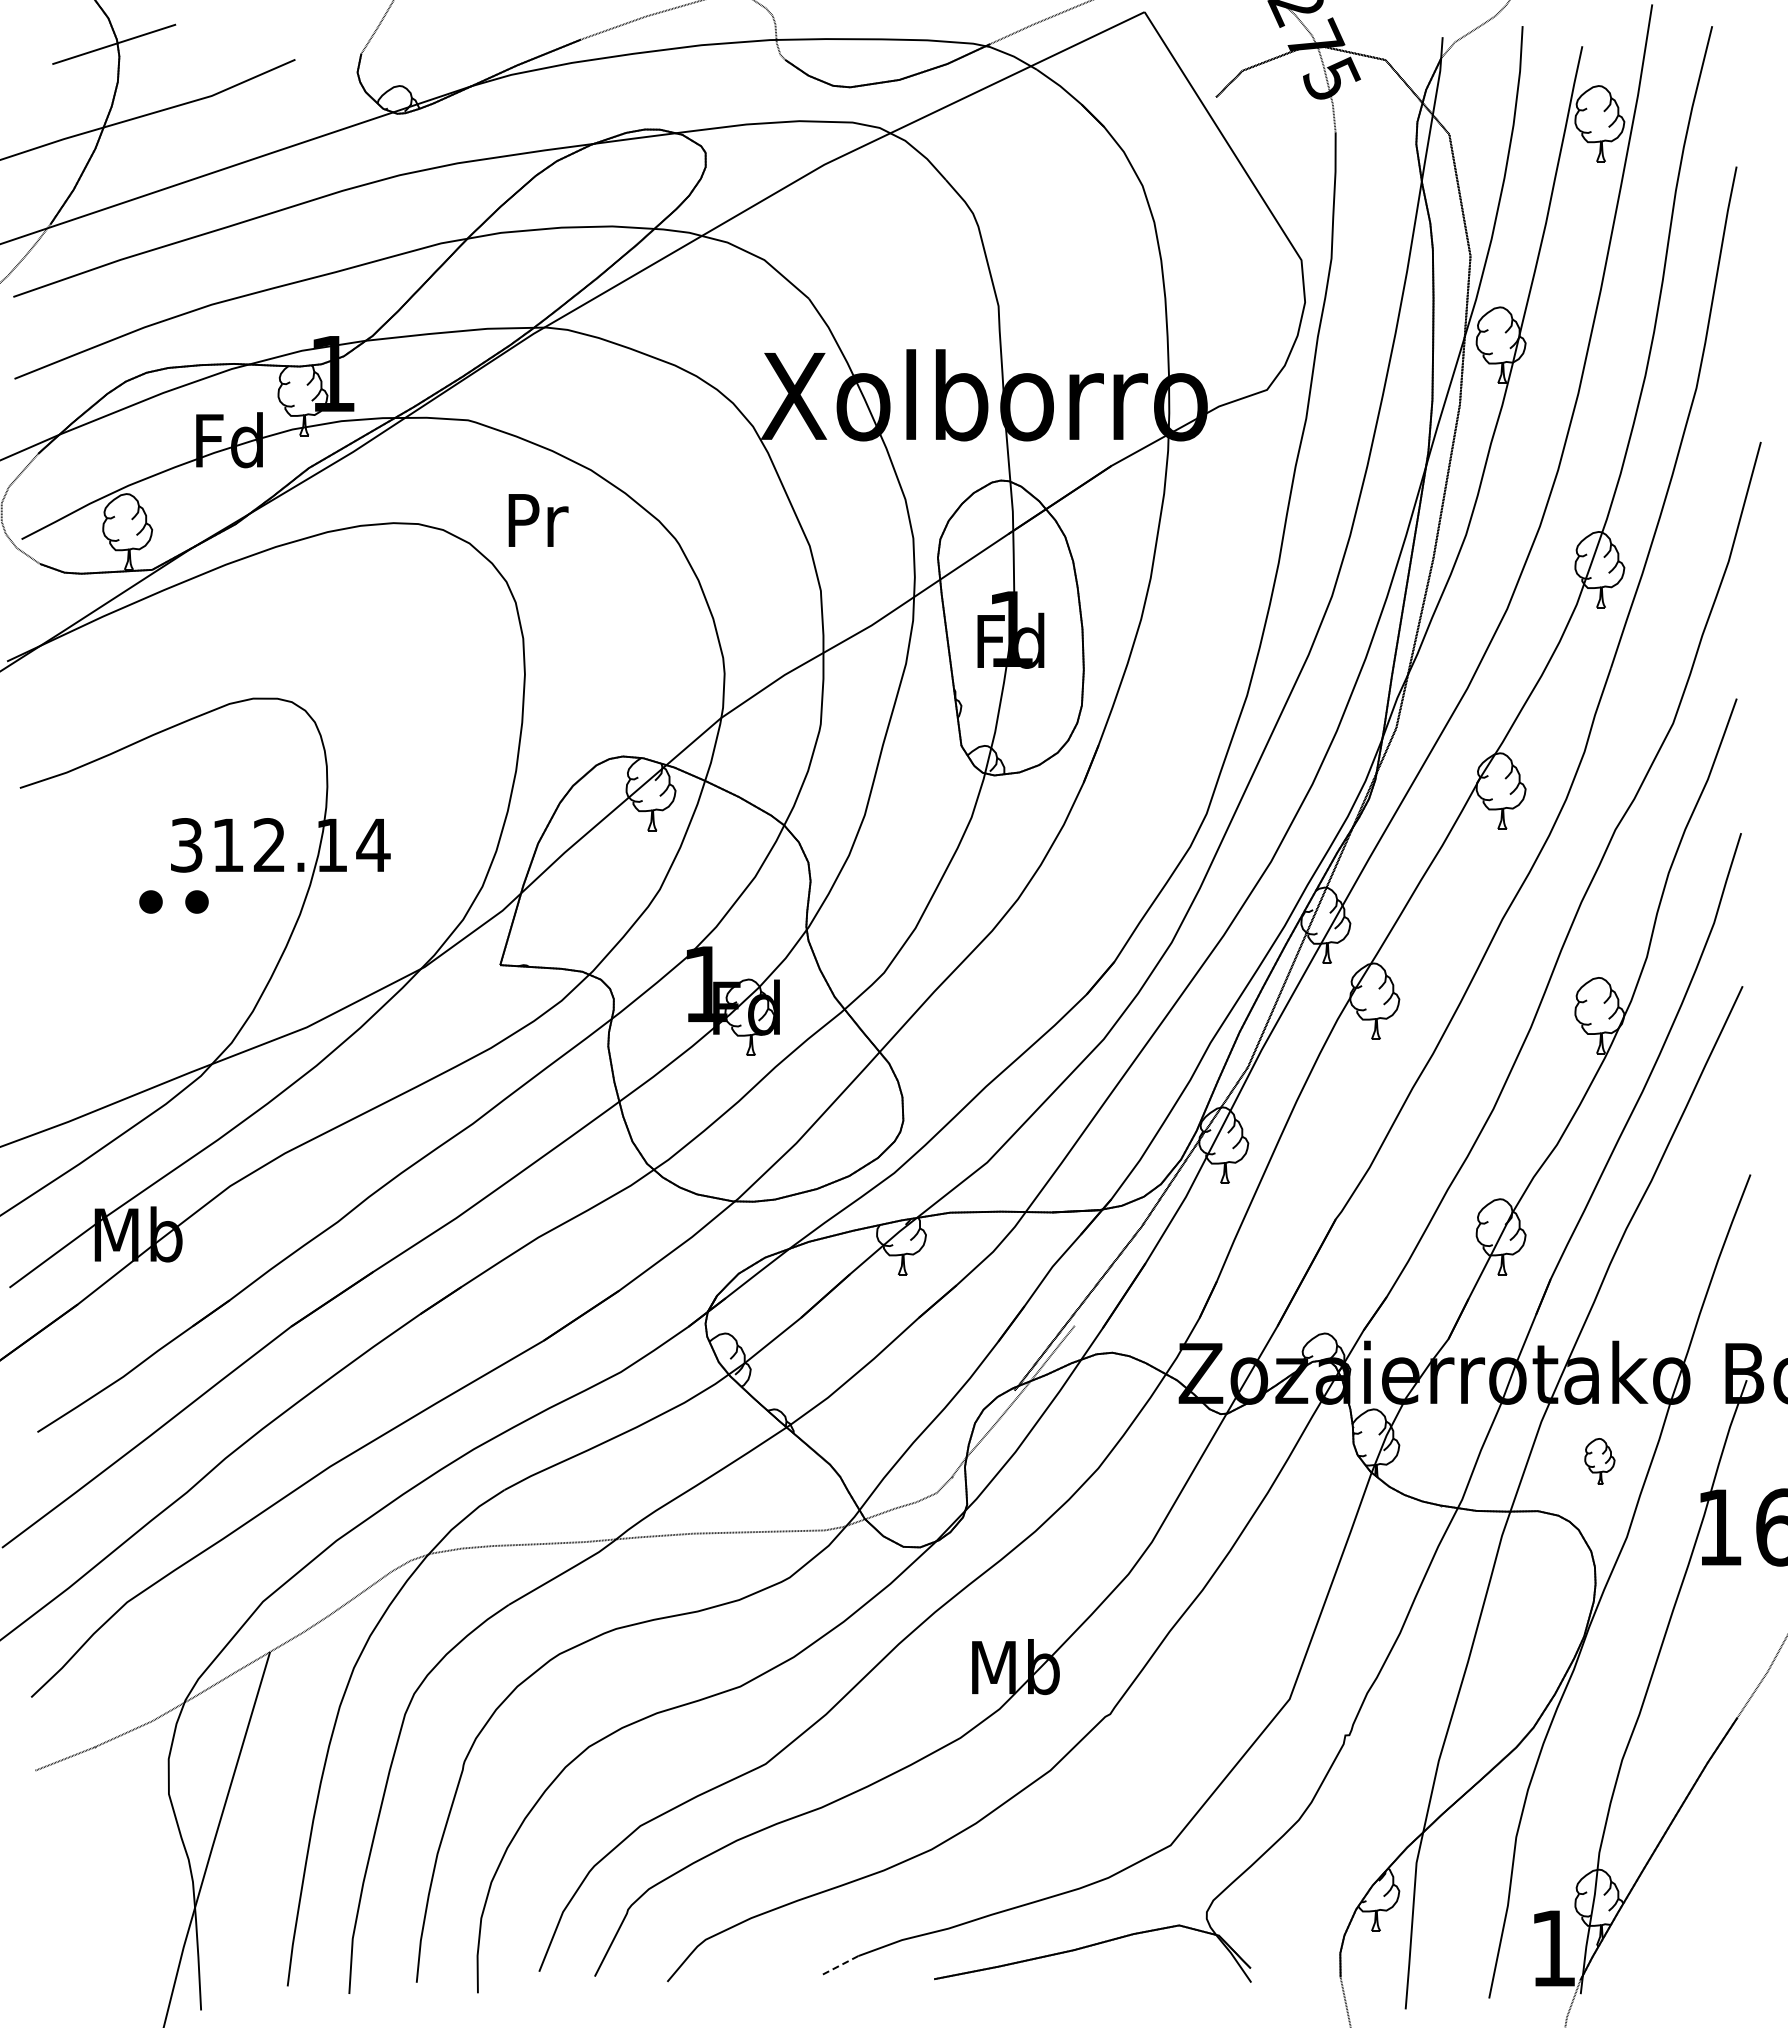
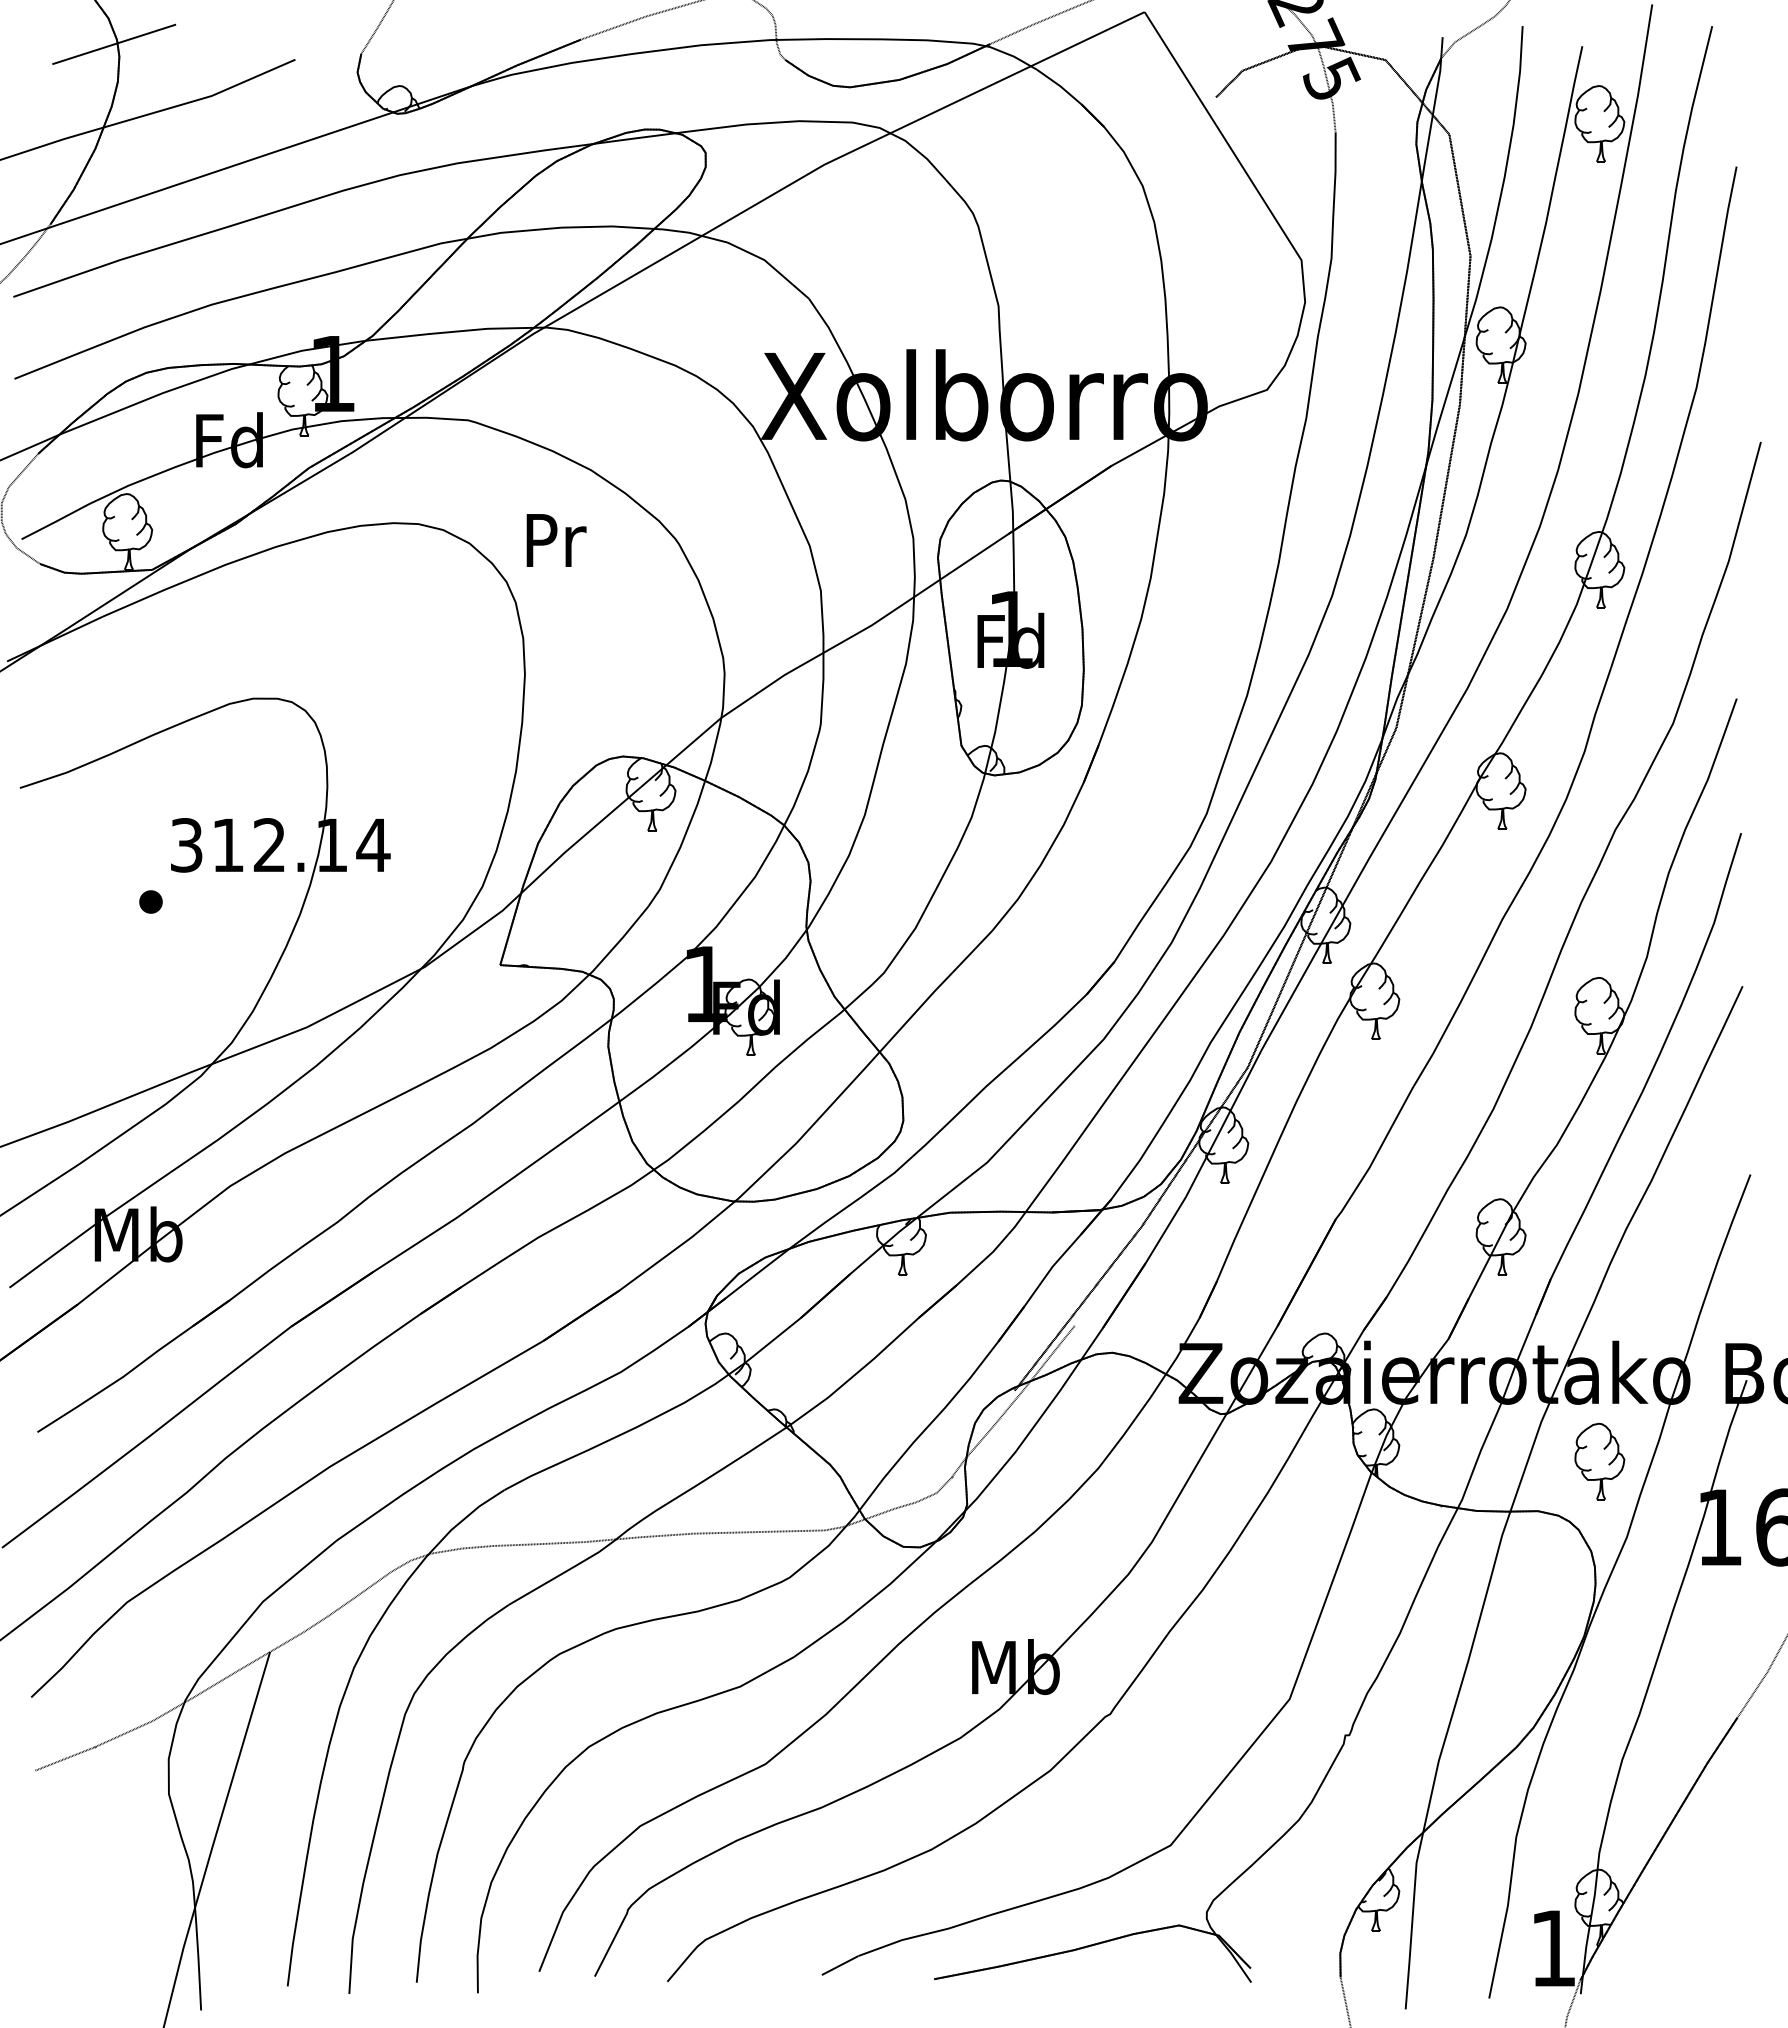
text position: (538, 520) -> (556, 540) (556, 540)
part: present -> none (196, 901)
part size: 32x47 px -> 52x79 px (1599, 1461)
line: dashed -> solid (840, 1965)
